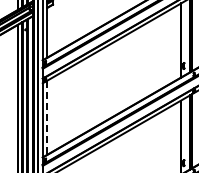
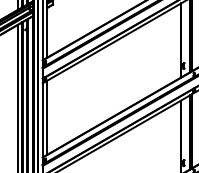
line: dashed -> solid (47, 118)
